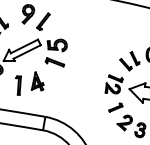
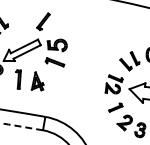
part: present -> none (28, 14)
part position: (18, 85) -> (18, 79) (18, 79)
arc: solid -> dashed (20, 126)
